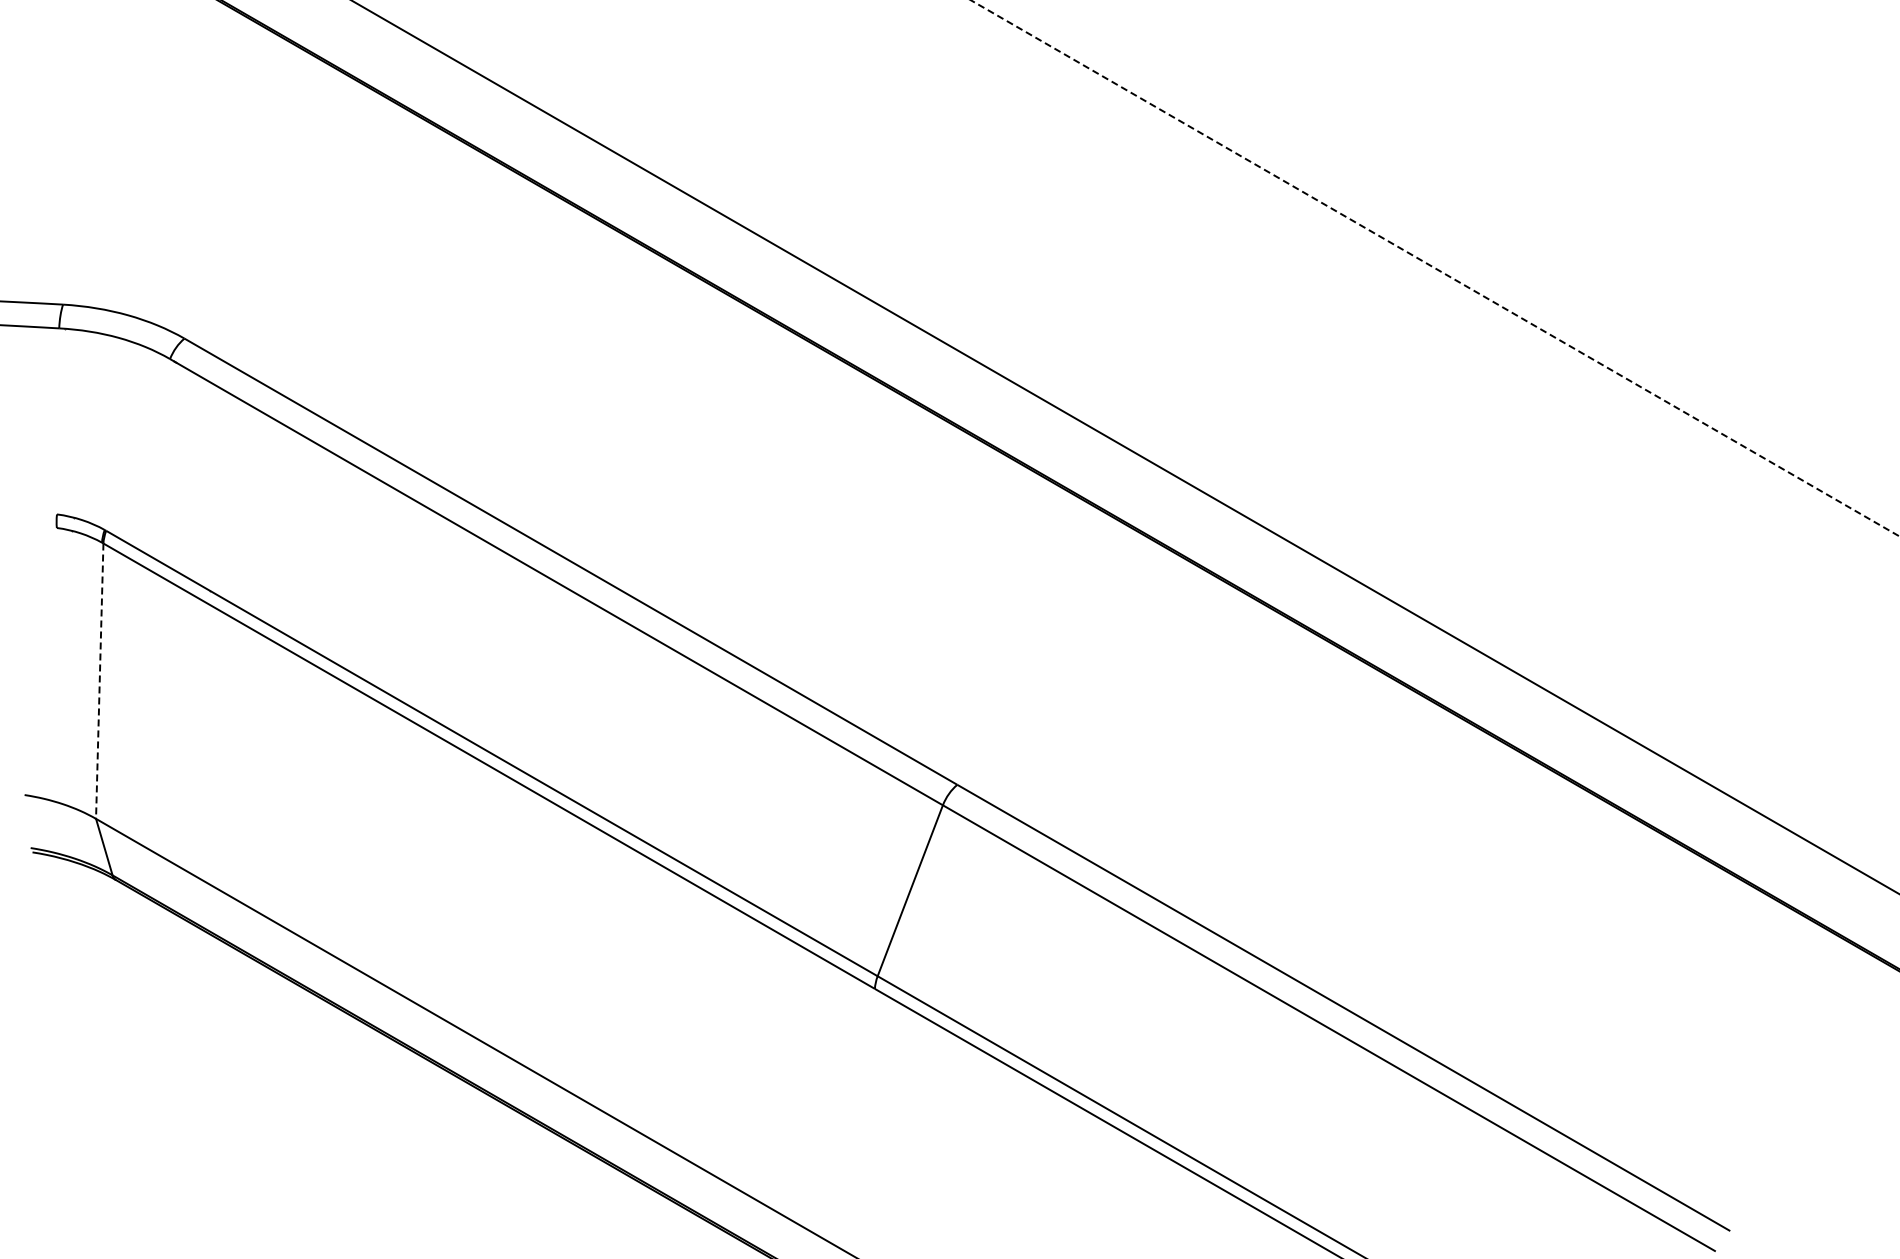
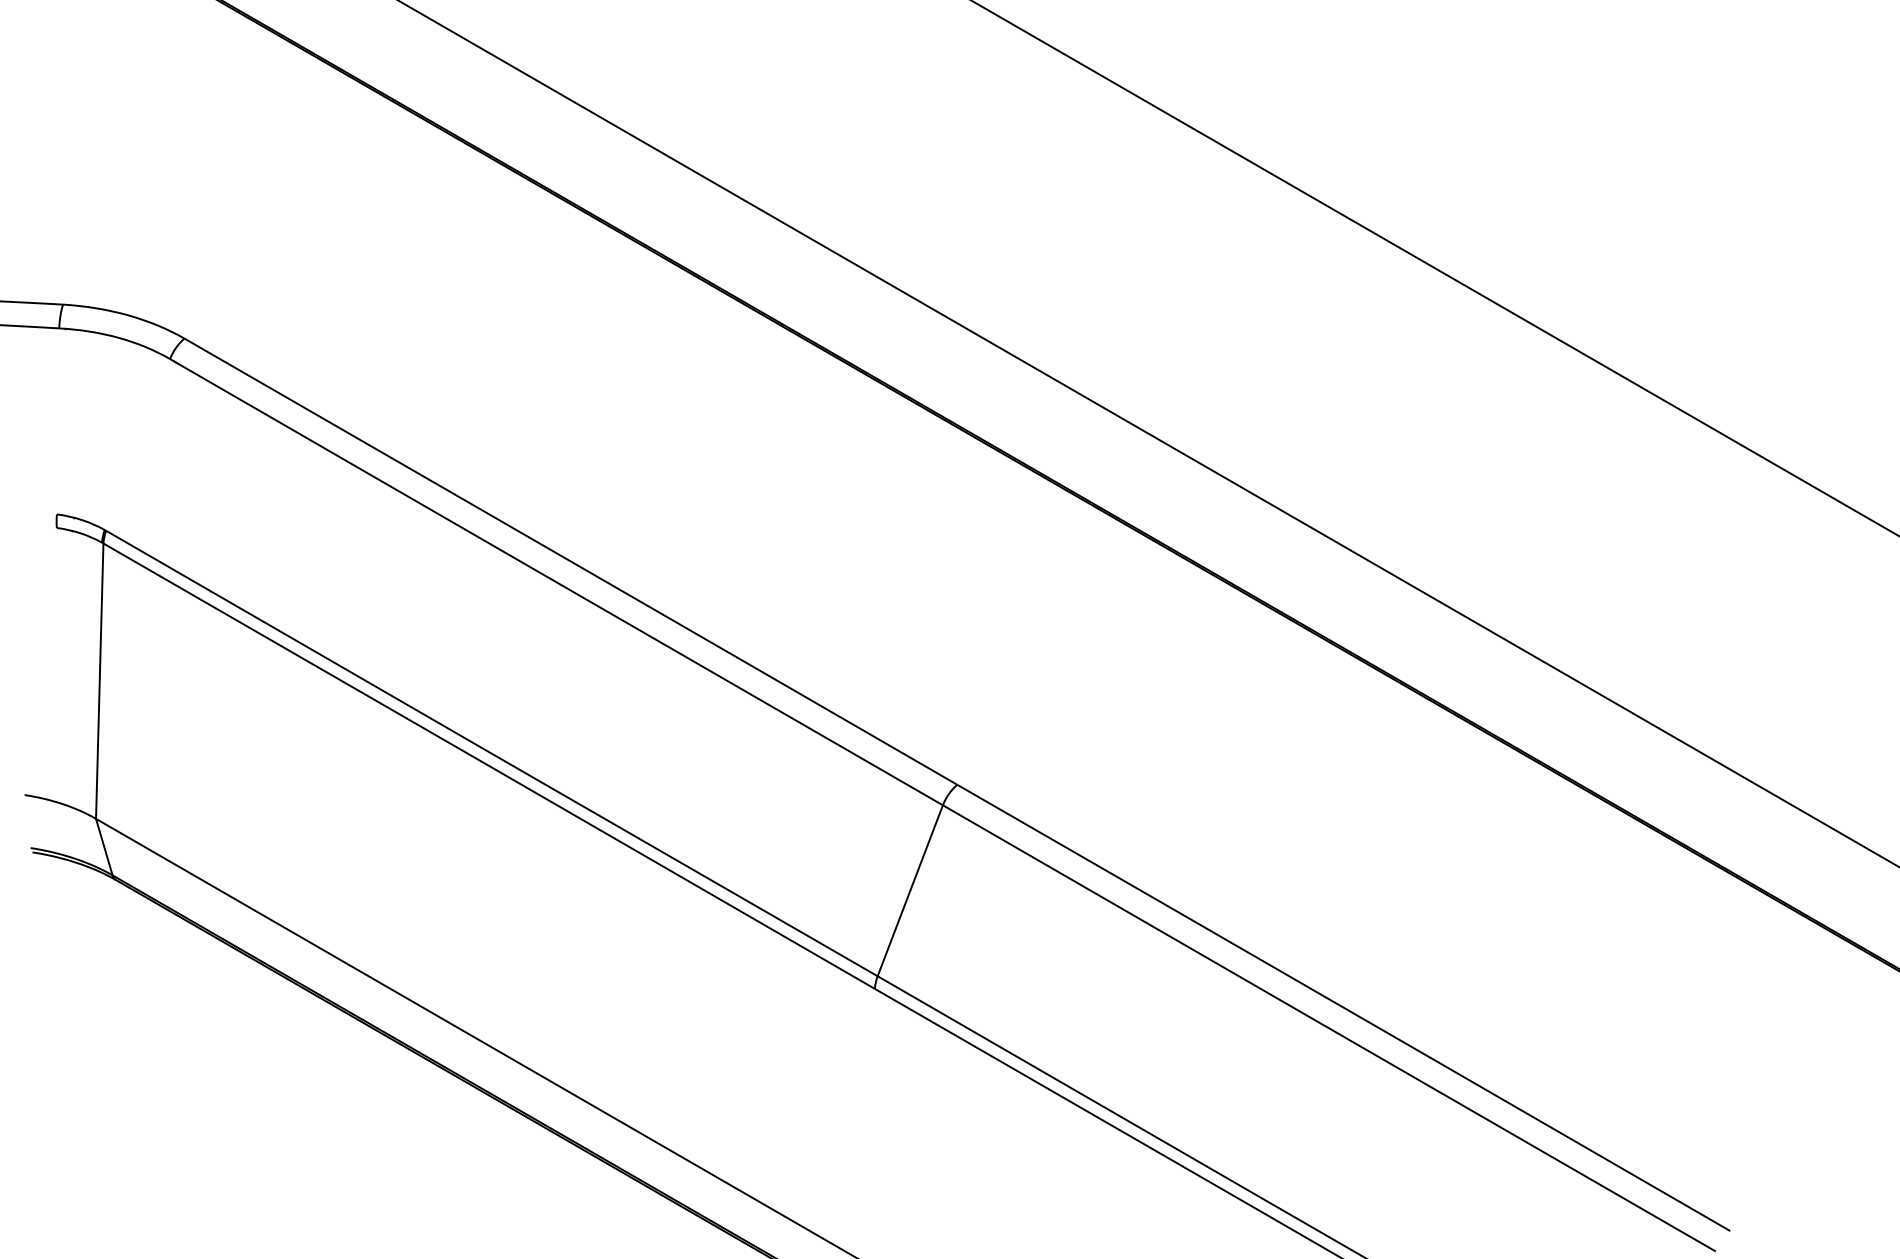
line: dashed -> solid (1434, 268)
line position: (1125, 447) -> (1148, 433) (1148, 433)
line: dashed -> solid (99, 681)
